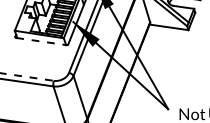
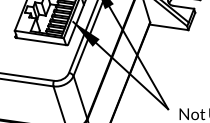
line: dashed -> solid (41, 41)
line: dashed -> solid (27, 77)
